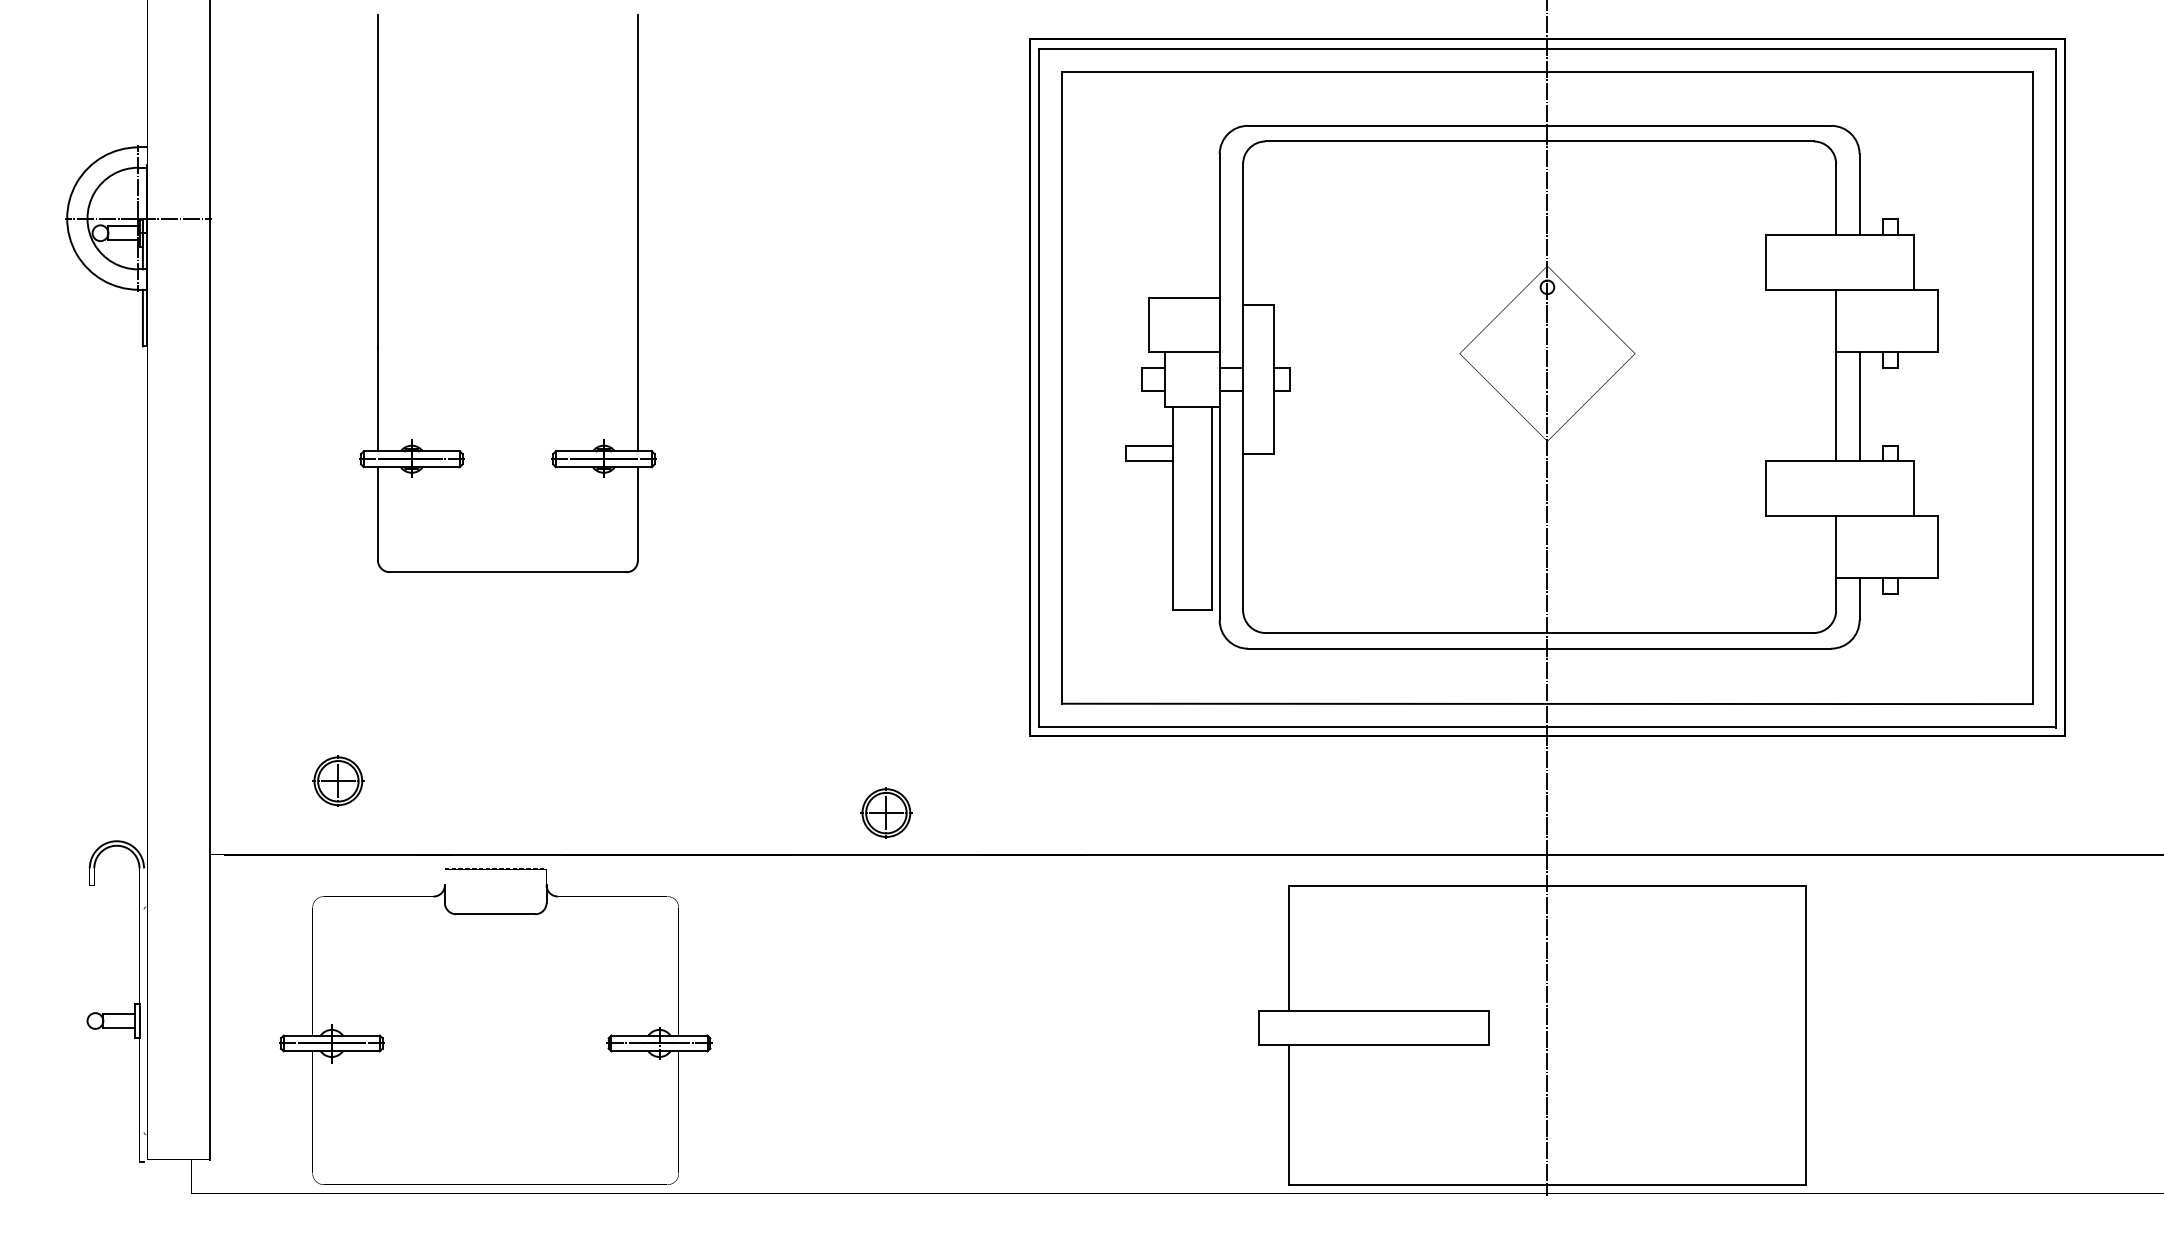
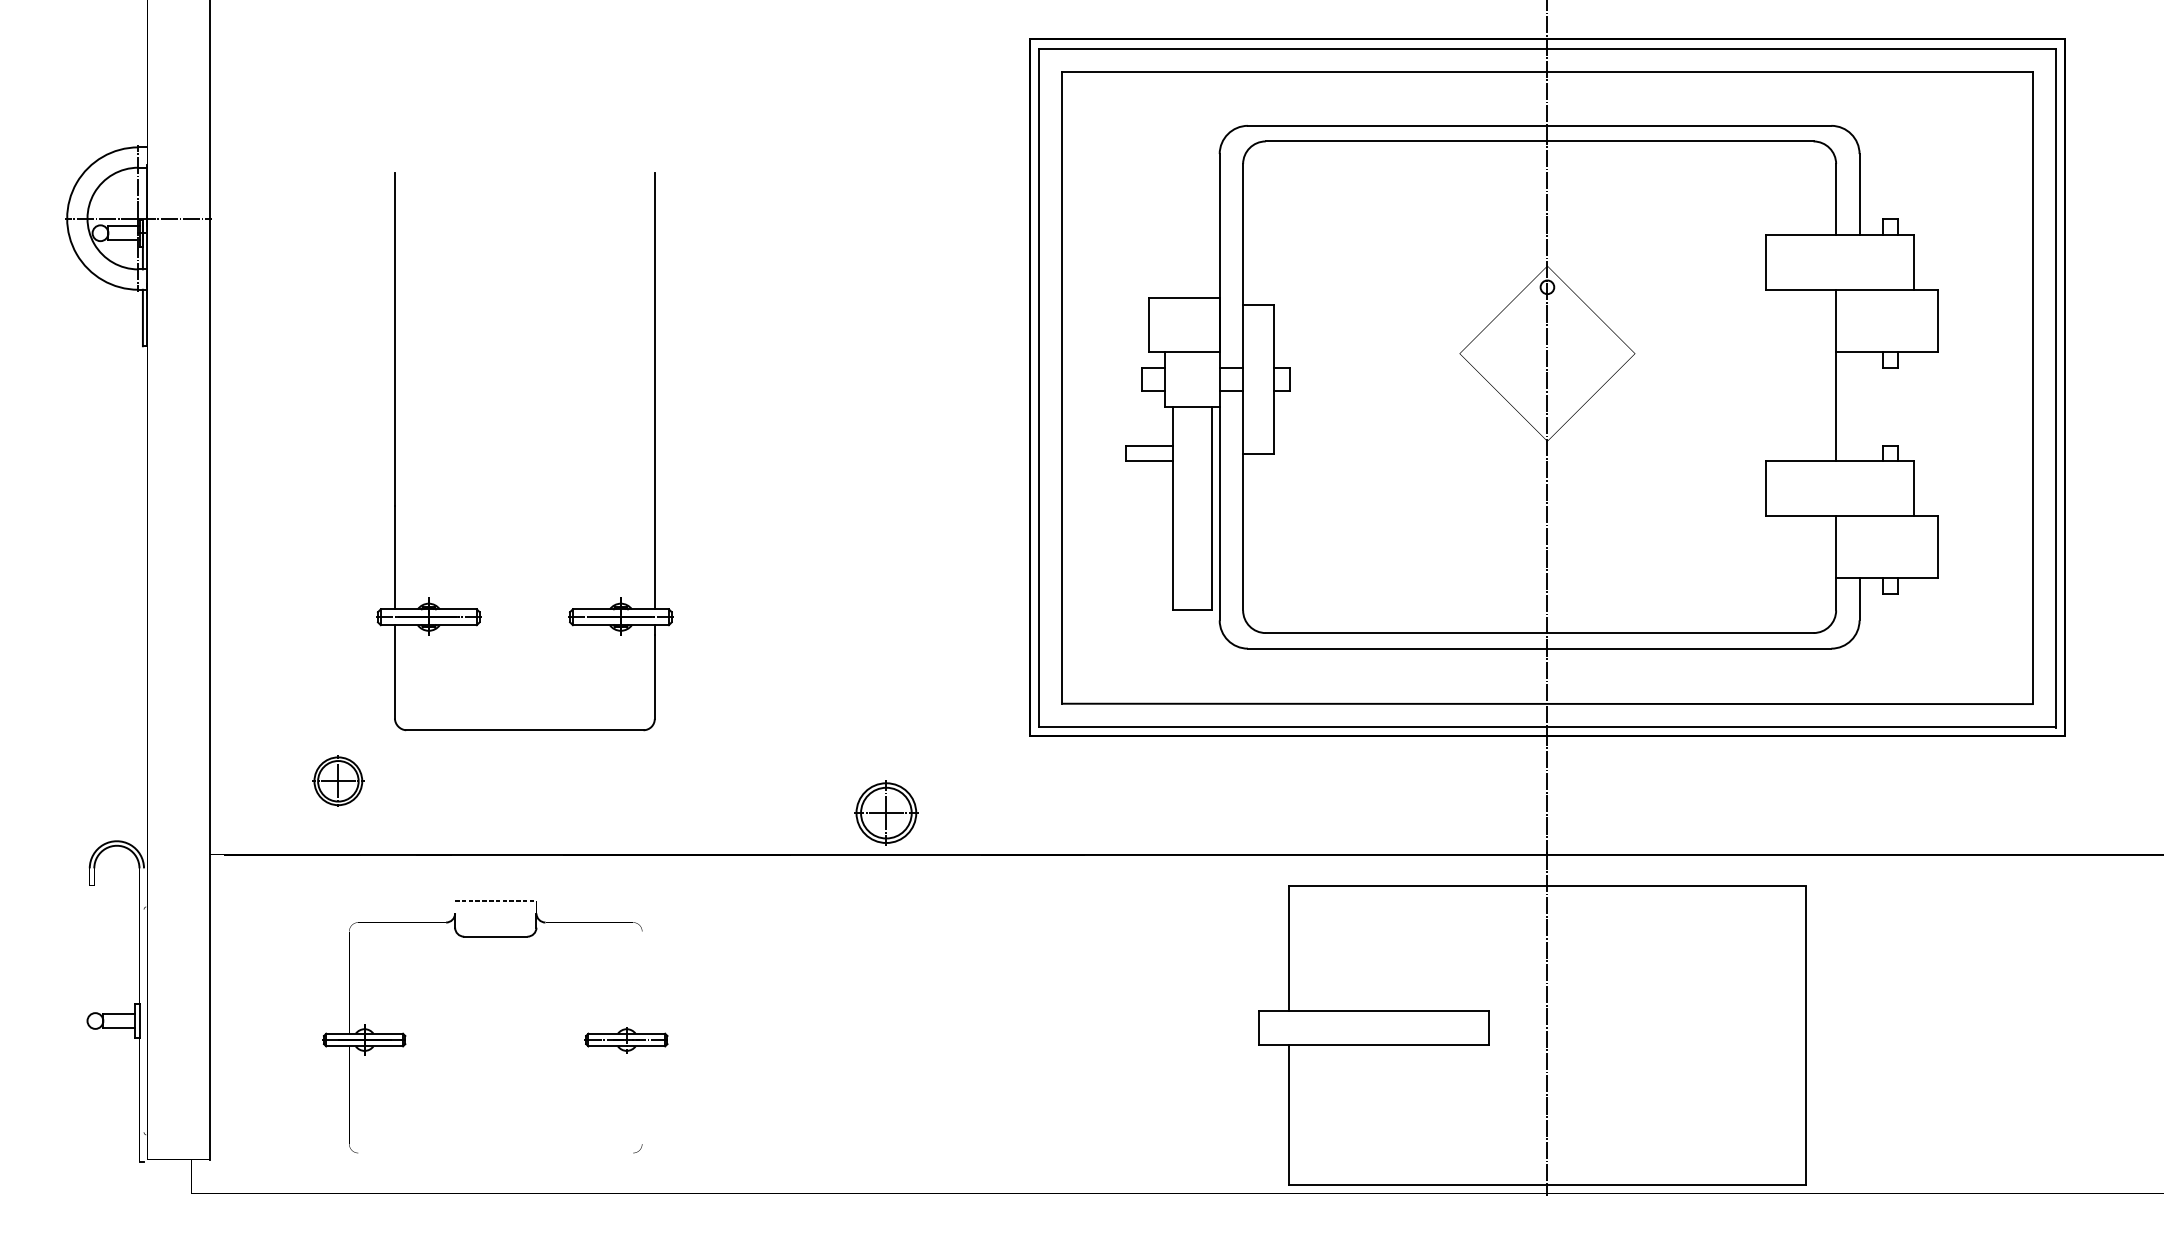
part position: (378, 293) -> (395, 451) (395, 451)
line: present -> none (1859, 406)
part size: 53x52 px -> 65x66 px (886, 812)
part size: 434x317 px -> 347x254 px (495, 1026)
